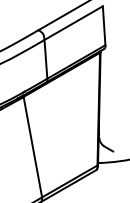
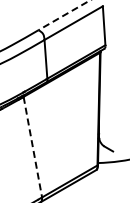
line: solid -> dashed (64, 15)
line: solid -> dashed (32, 147)
